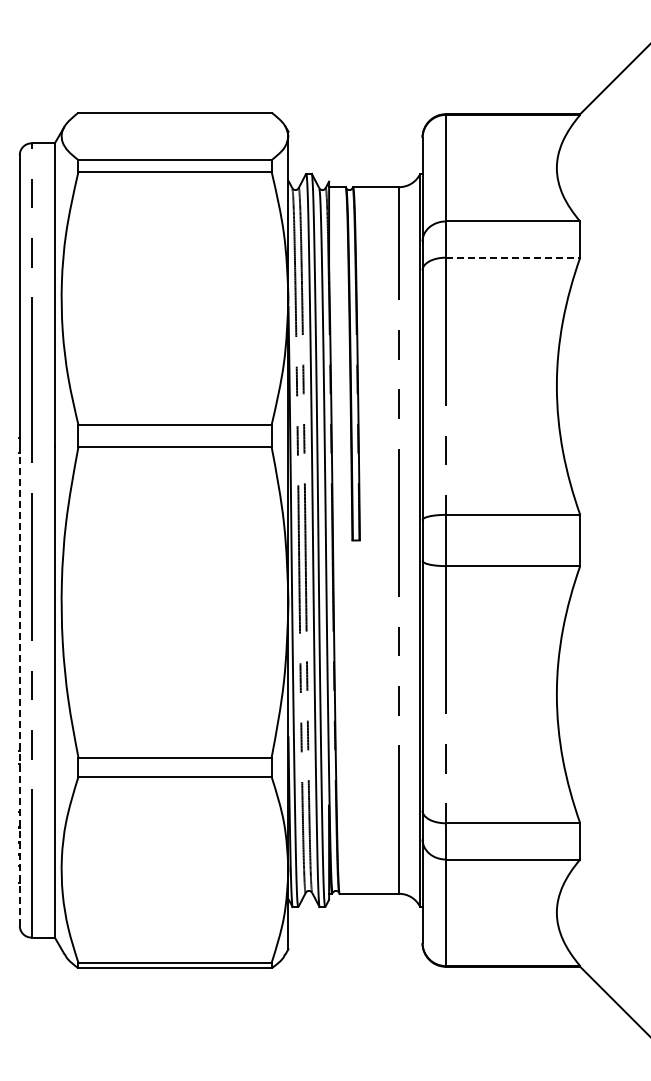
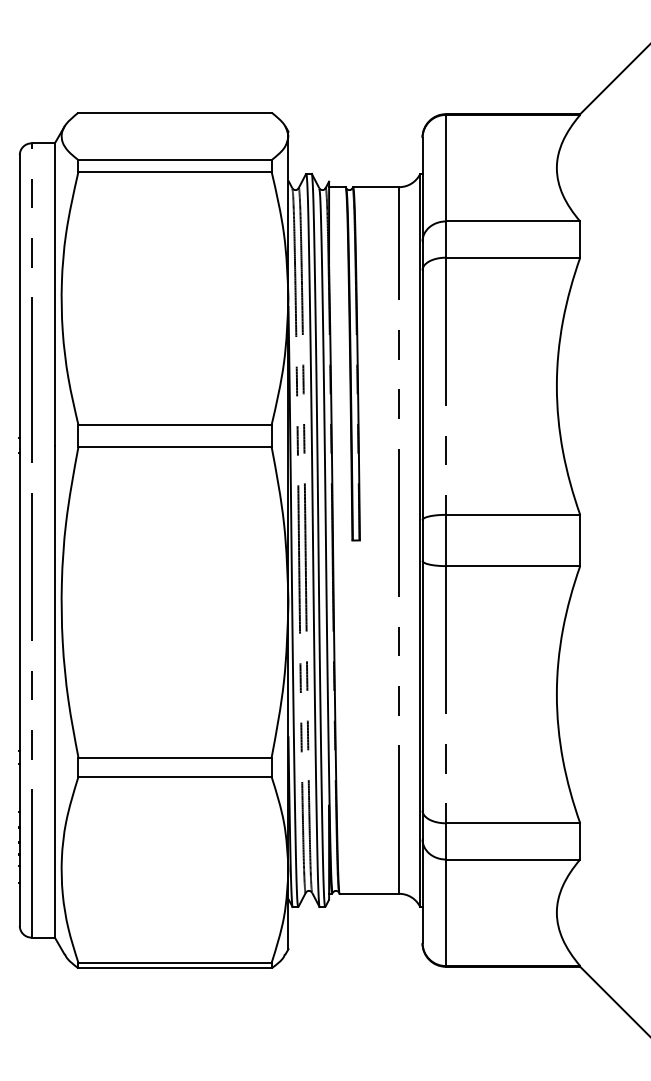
line: dashed -> solid (513, 257)
line: dashed -> solid (19, 687)
